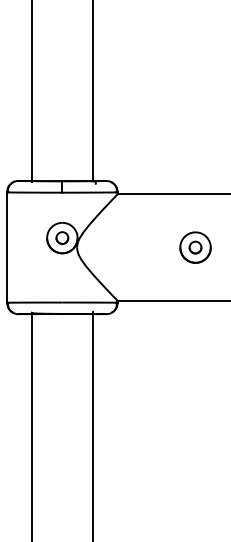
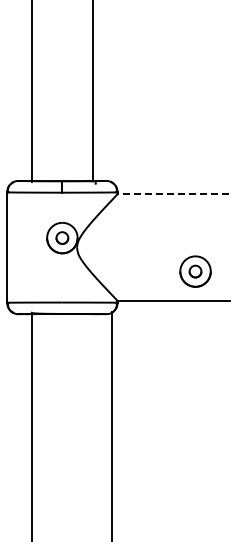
line: solid -> dashed (173, 194)
part position: (195, 247) -> (195, 271) (195, 271)
line position: (92, 425) -> (111, 425) (111, 425)
